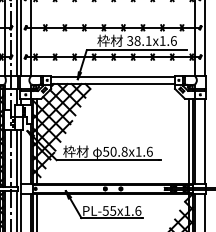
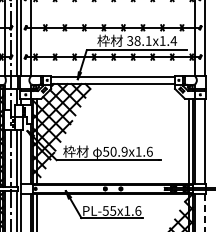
text: 38.1x1.6 -> 38.1x1.4 (173, 40)
text: 50.8x1.6 -> 50.9x1.6 (124, 151)
line: solid -> dashed (205, 212)
